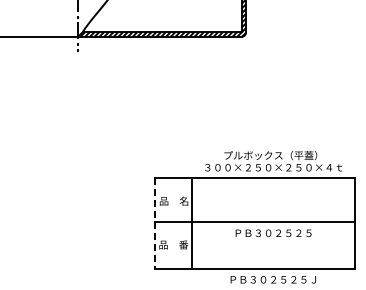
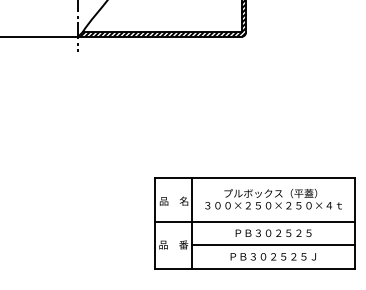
text position: (273, 161) -> (273, 199) (273, 199)
line: dashed -> solid (155, 223)
line: none -> present (273, 245)
text position: (272, 279) -> (272, 256) (272, 256)
